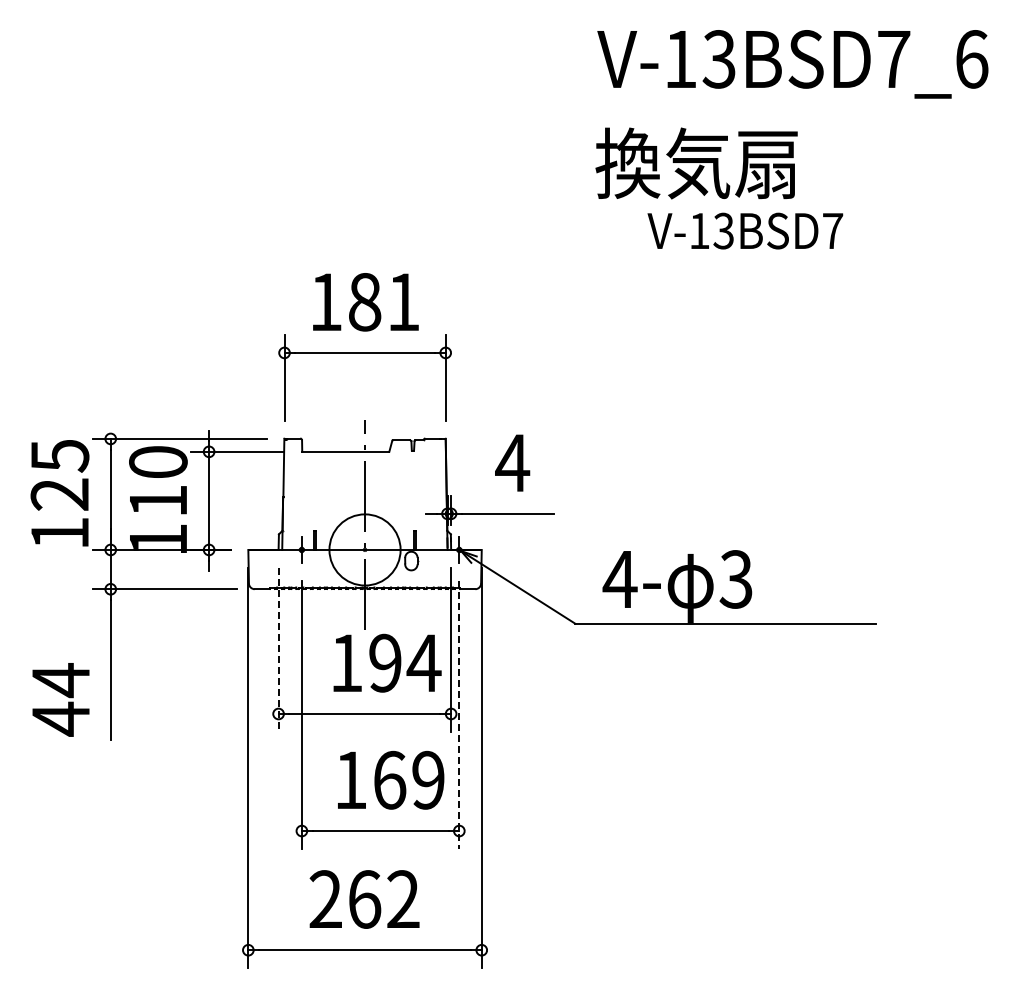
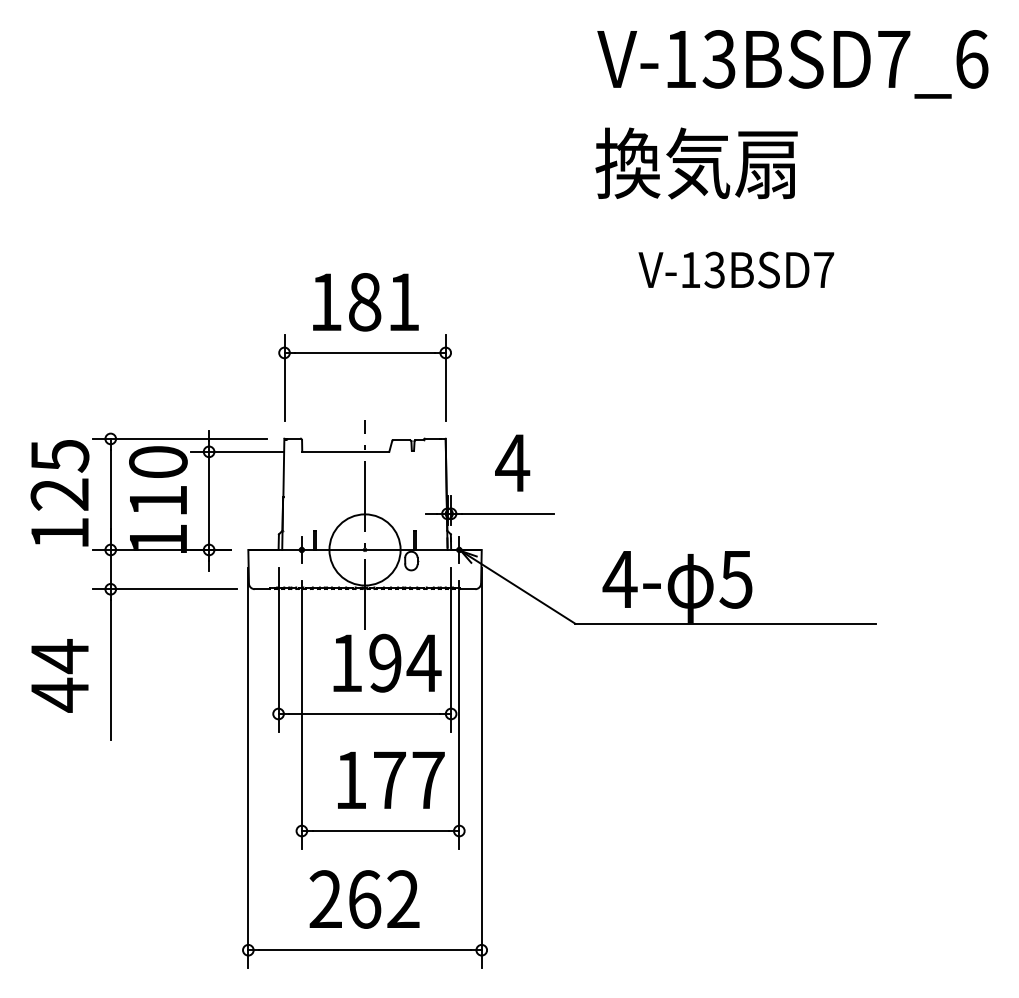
text position: (745, 230) -> (736, 269) (736, 269)
text: 3 -> 5 (735, 579)
line: dashed -> solid (278, 650)
text position: (60, 699) -> (59, 675) (59, 675)
line: dashed -> solid (459, 714)
text: 169 -> 177 (409, 779)
